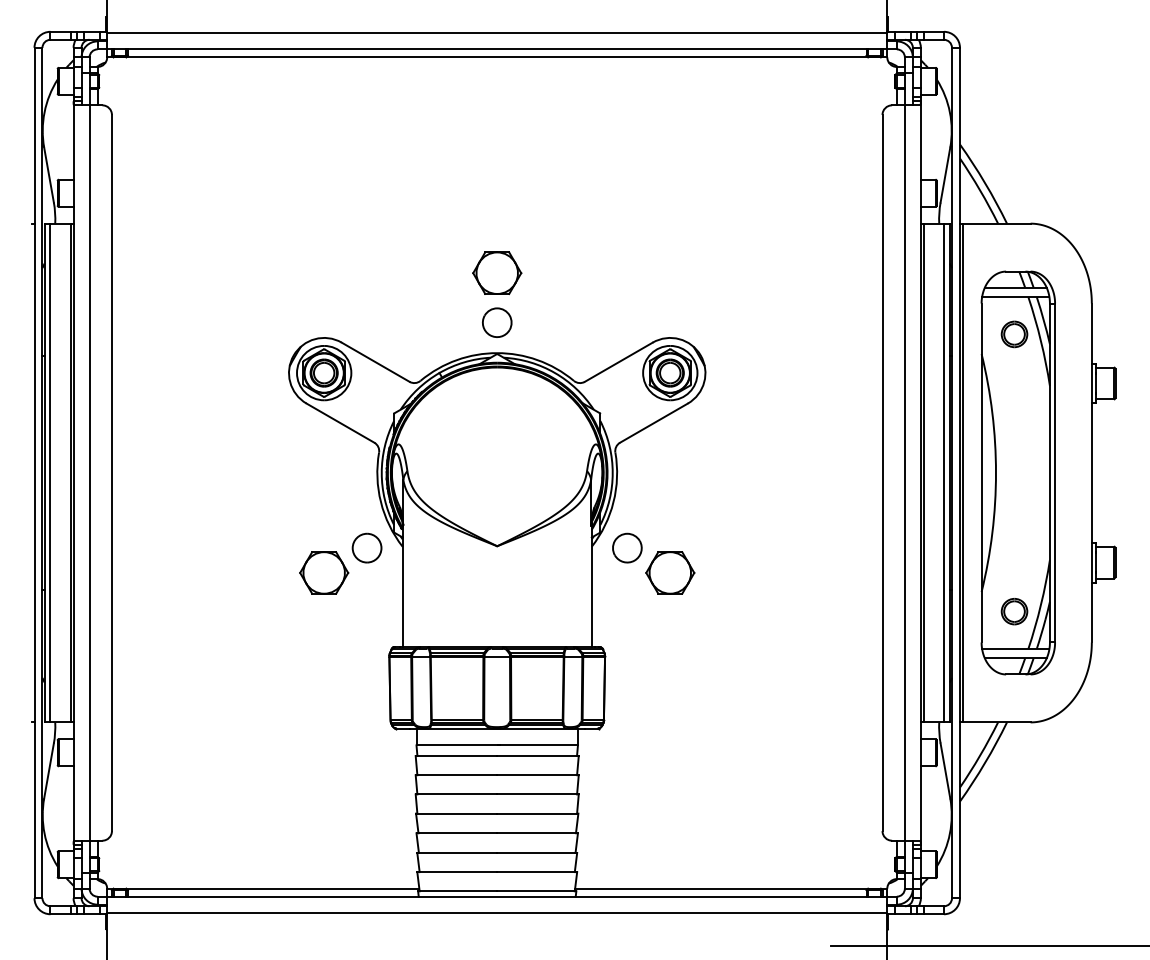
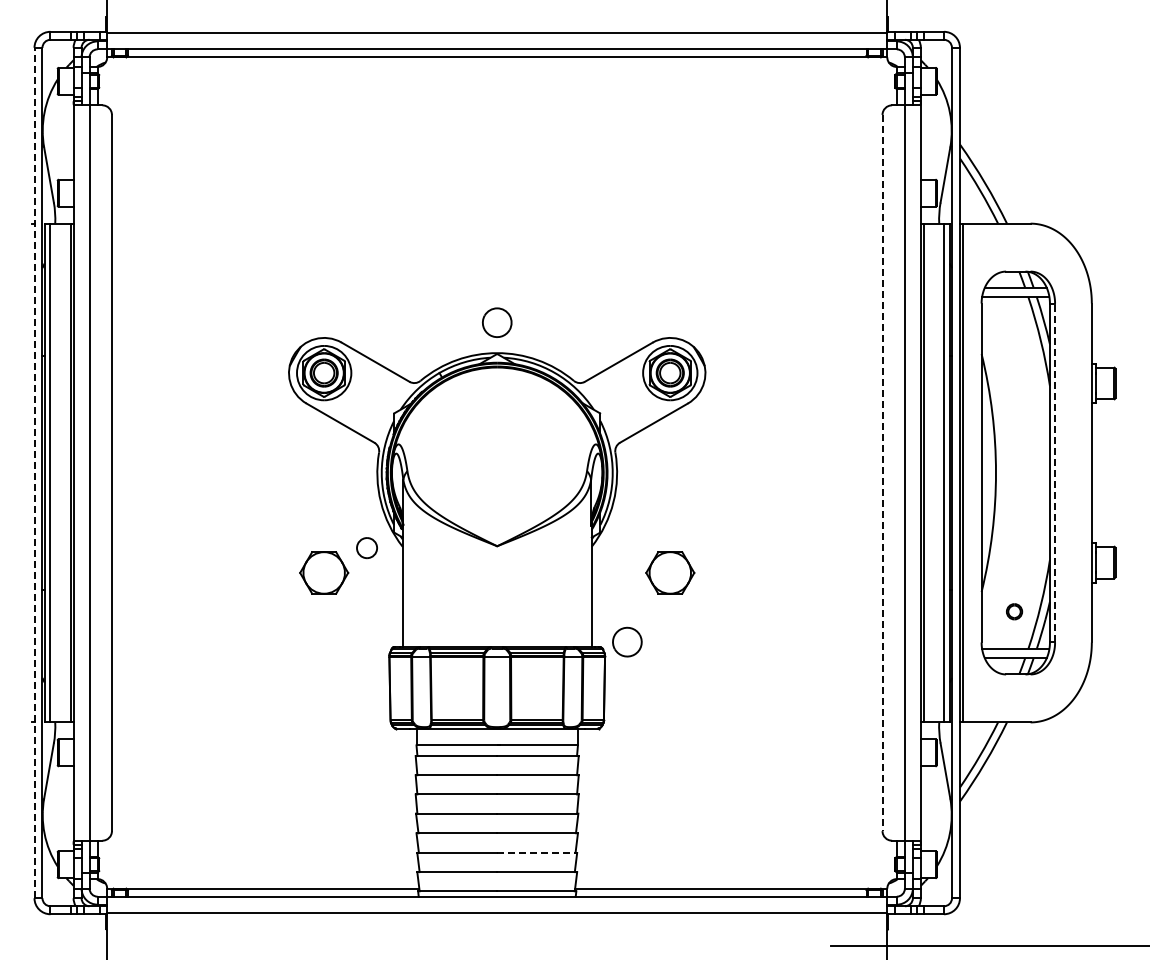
part: present -> none (497, 272)
part: present -> none (1014, 334)
line: solid -> dashed (34, 472)
line: solid -> dashed (1055, 472)
line: solid -> dashed (882, 473)
part size: 32x32 px -> 22x23 px (366, 548)
part position: (627, 547) -> (627, 641) (627, 641)
part size: 29x28 px -> 18x18 px (1014, 611)
line: solid -> dashed (536, 852)
